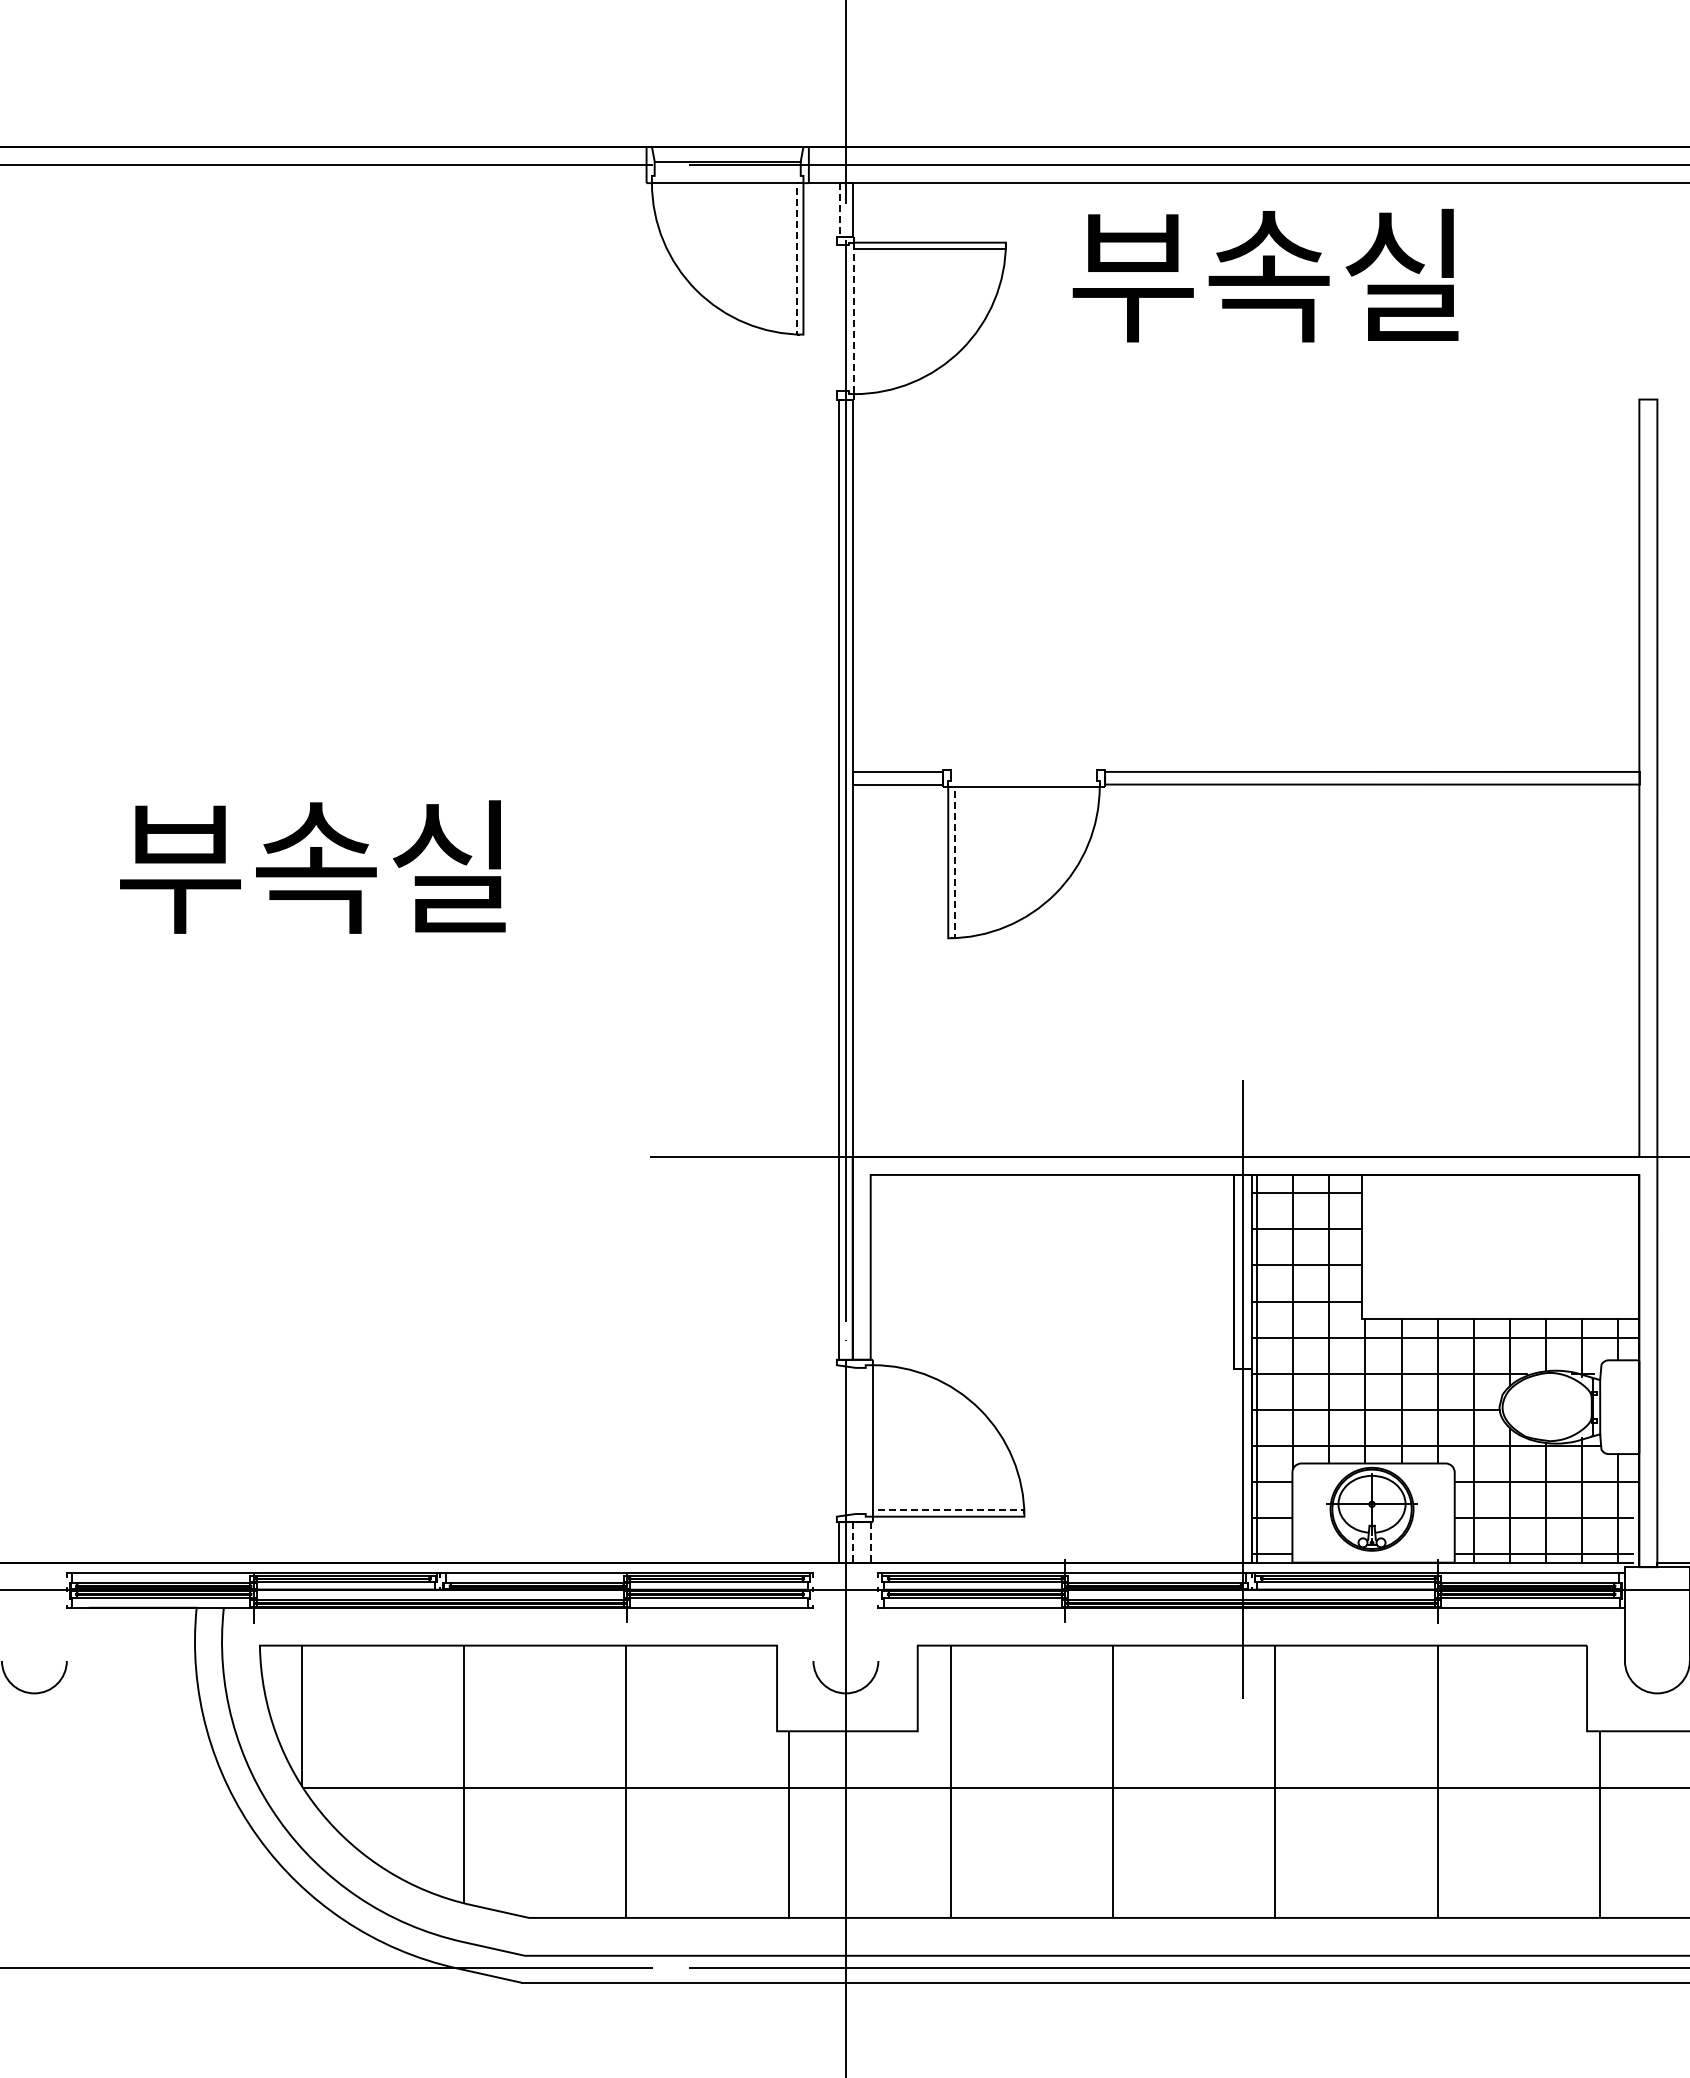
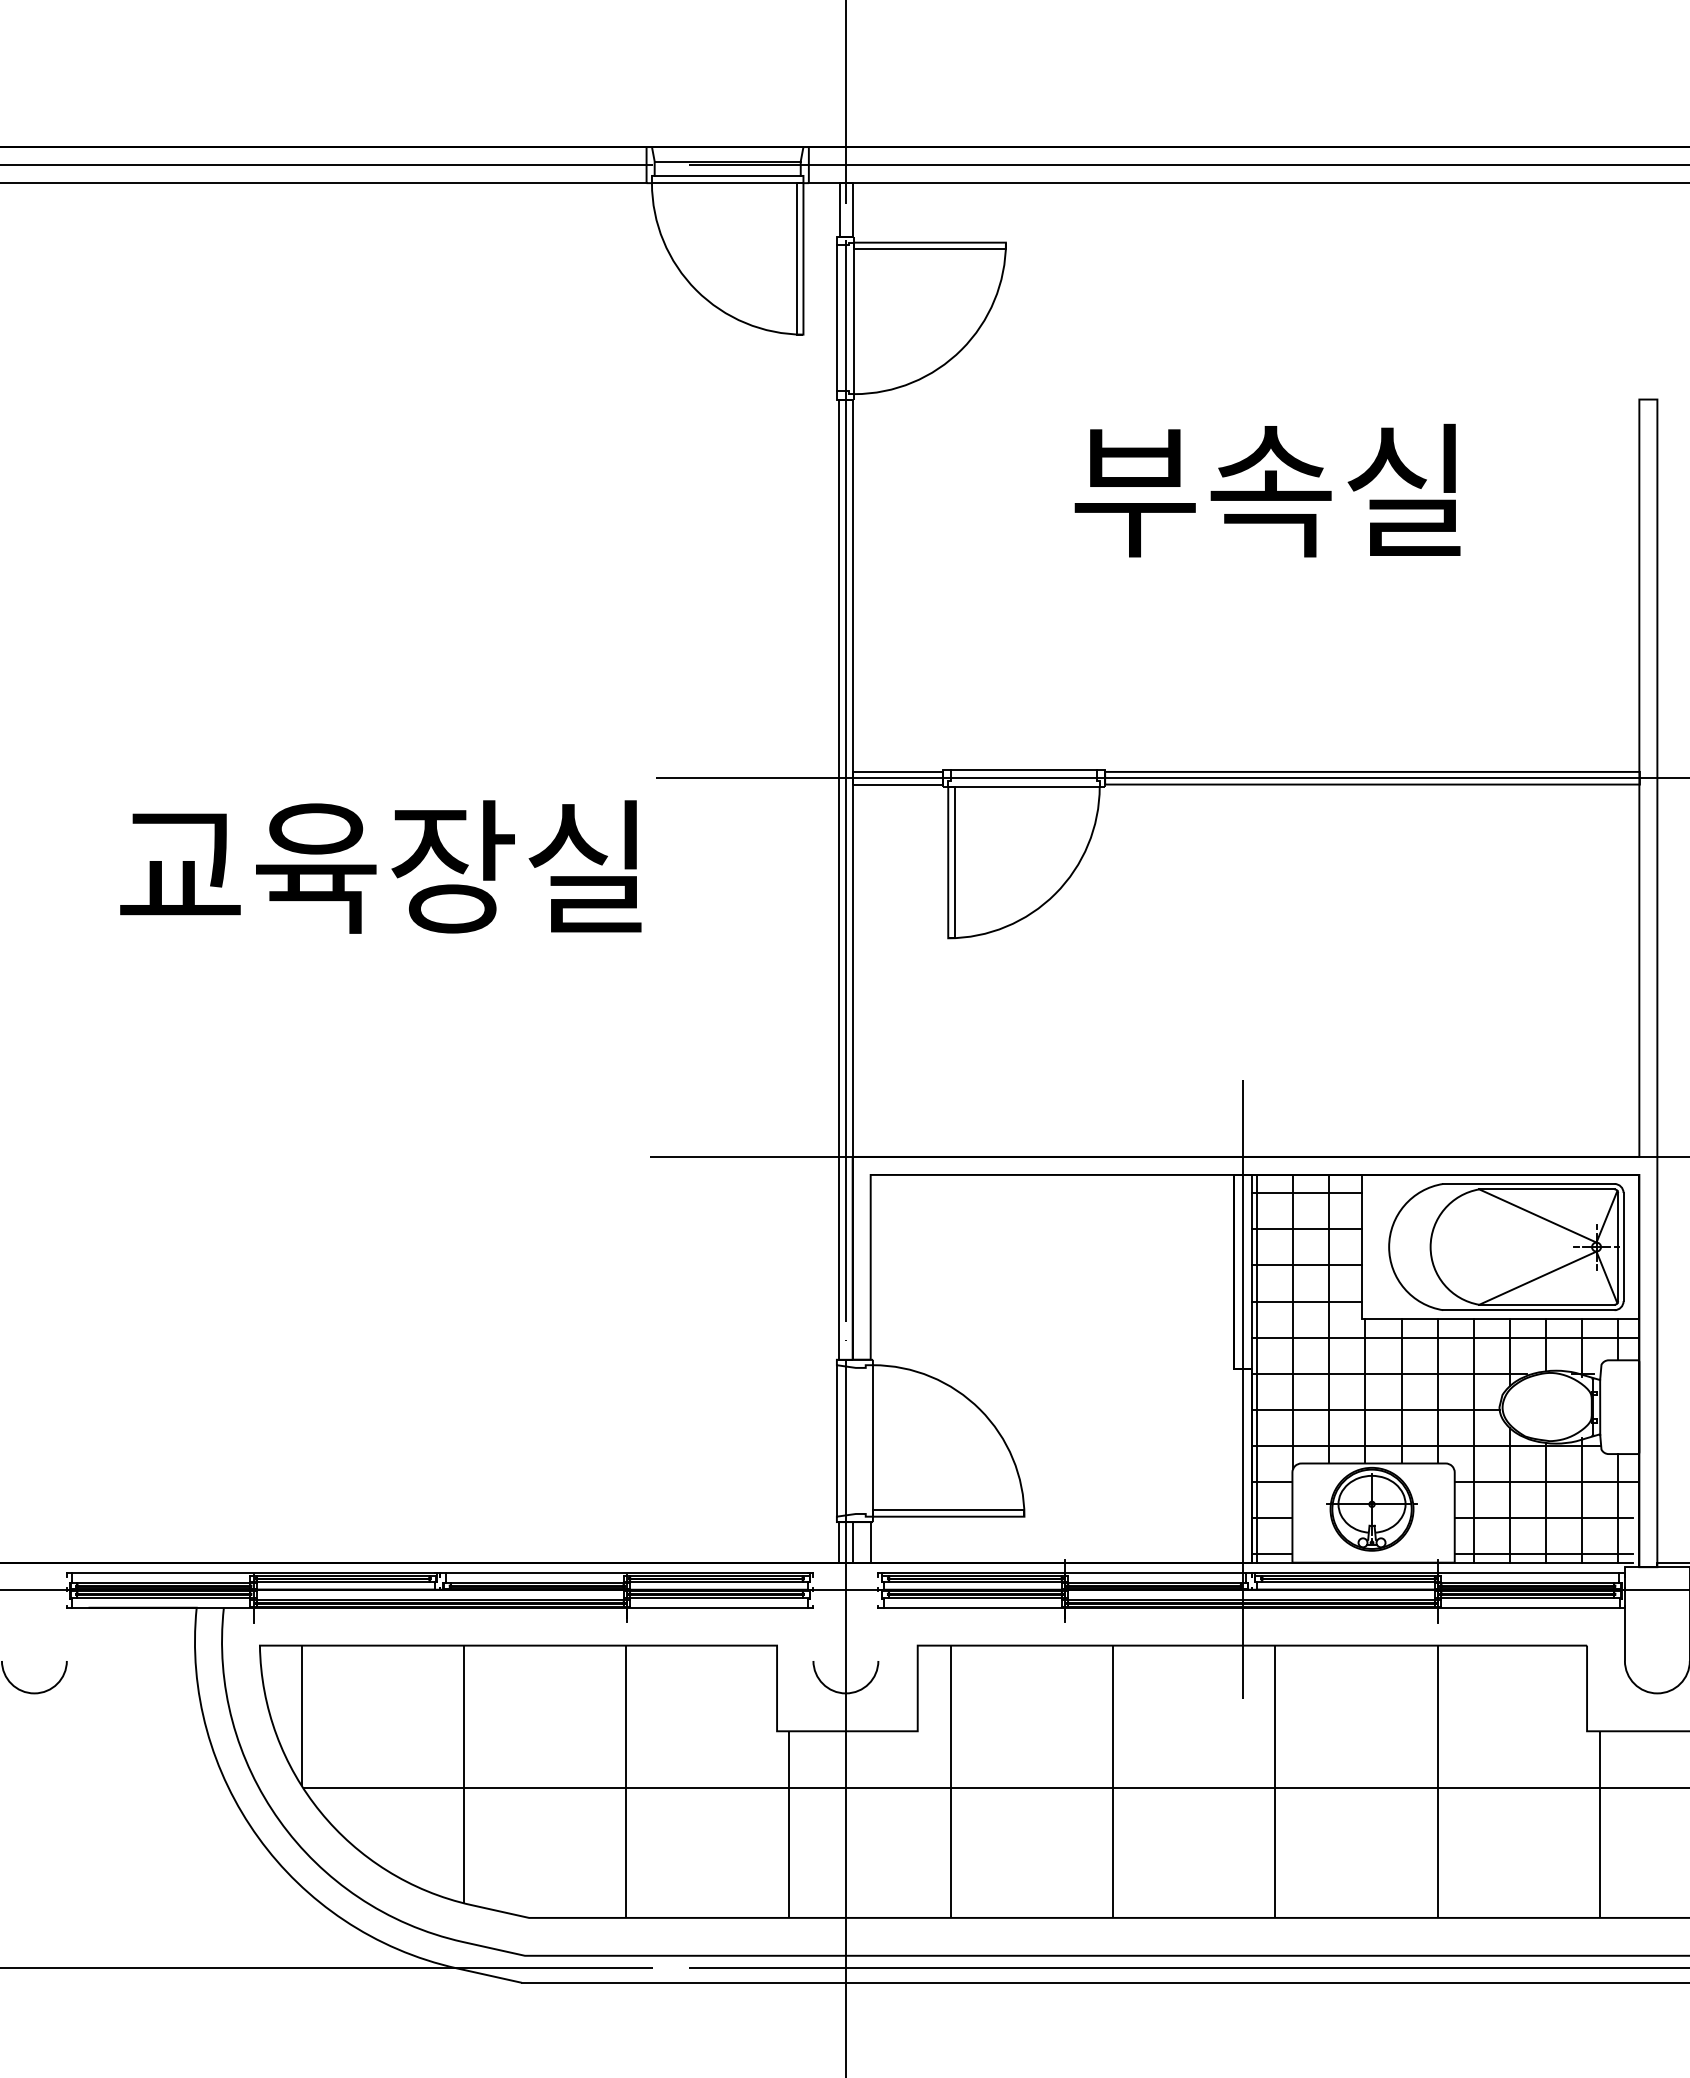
line: none -> present (727, 175)
line: none -> present (324, 183)
line: dashed -> solid (840, 210)
line: dashed -> solid (797, 258)
text position: (1265, 275) -> (1267, 490) (1267, 490)
line: none -> present (837, 318)
line: dashed -> solid (854, 318)
line: none -> present (1023, 769)
line: none -> present (1171, 778)
line: dashed -> solid (954, 862)
text: 부속실 -> 교육장실 (380, 866)
part: none -> present (1506, 1246)
line: none -> present (836, 1440)
line: dashed -> solid (948, 1510)
line: dashed -> solid (852, 1542)
line: dashed -> solid (870, 1542)
